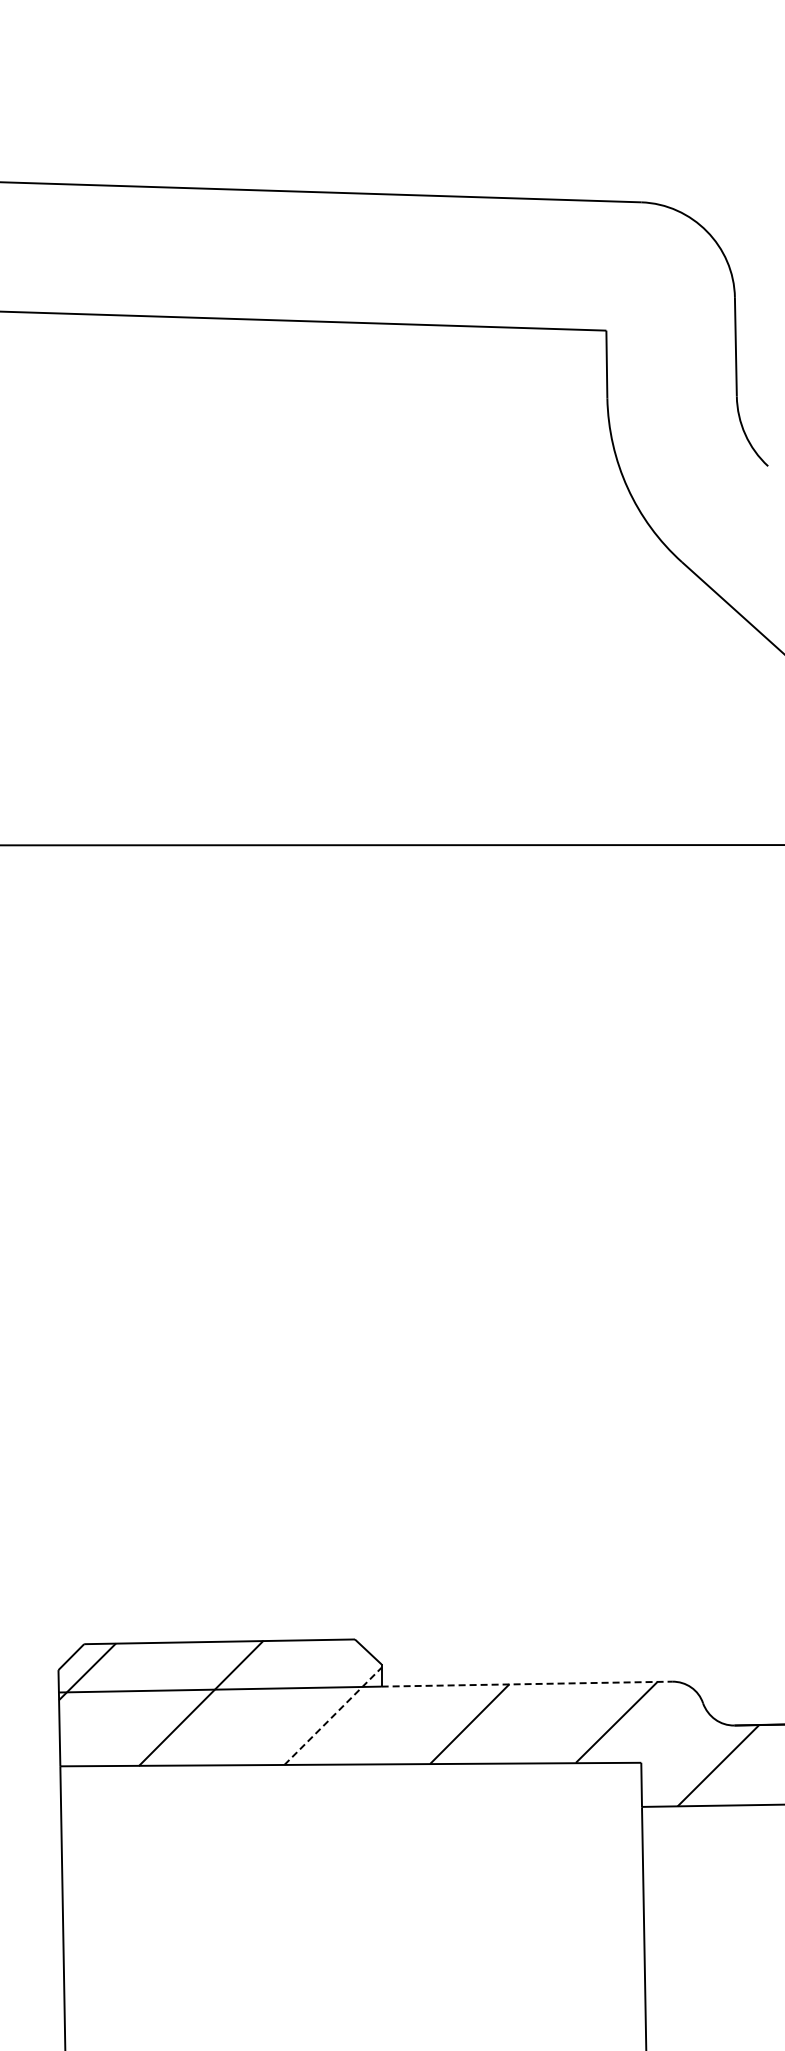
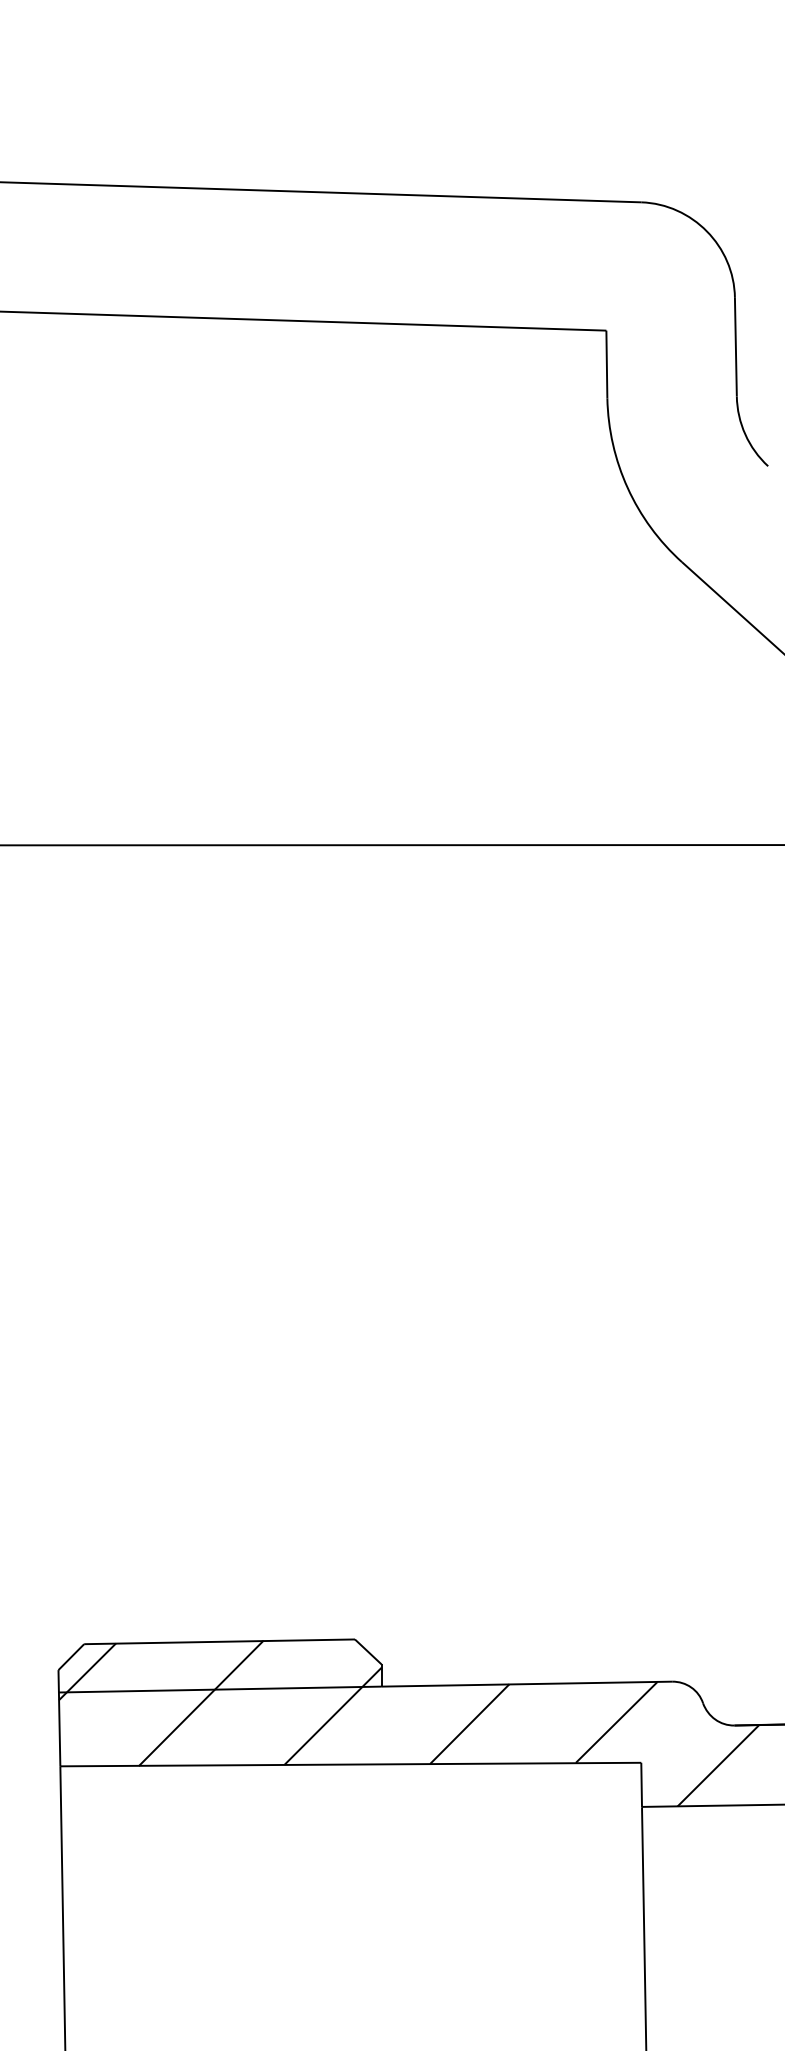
line: dashed -> solid (527, 1684)
line: dashed -> solid (333, 1716)
